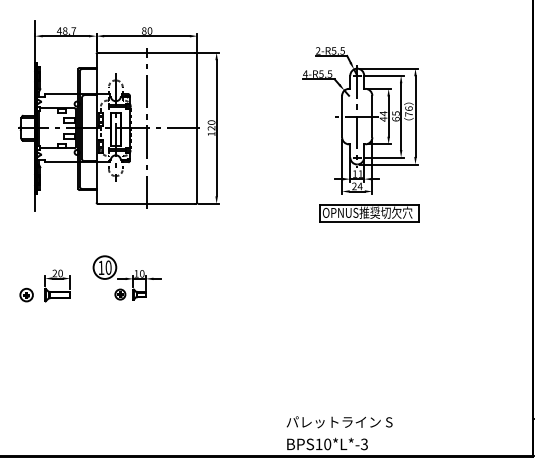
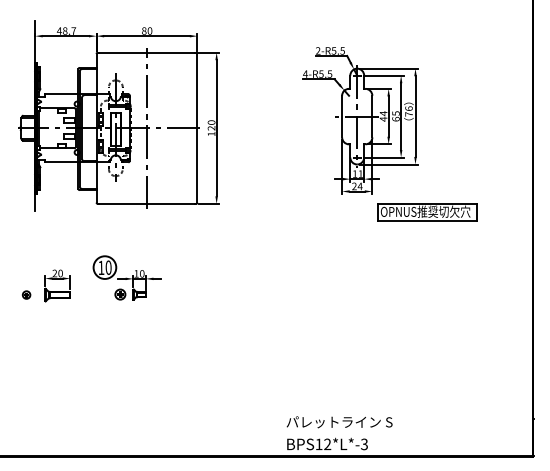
part position: (369, 213) -> (427, 212) (427, 212)
part size: 15x16 px -> 10x10 px (26, 294)
text: BPS10*L*-3 -> BPS12*L*-3 (327, 444)
